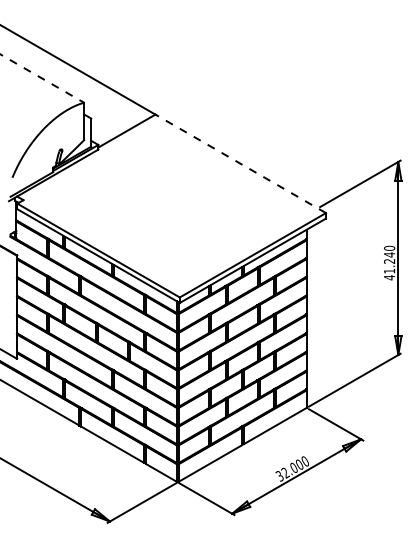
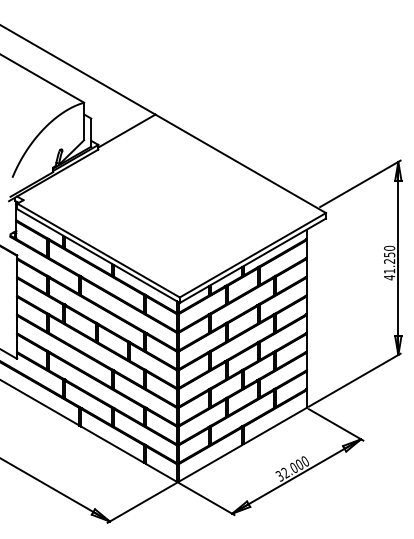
line: dashed -> solid (42, 78)
line: dashed -> solid (240, 163)
text: 41.240 -> 41.250 (389, 254)
